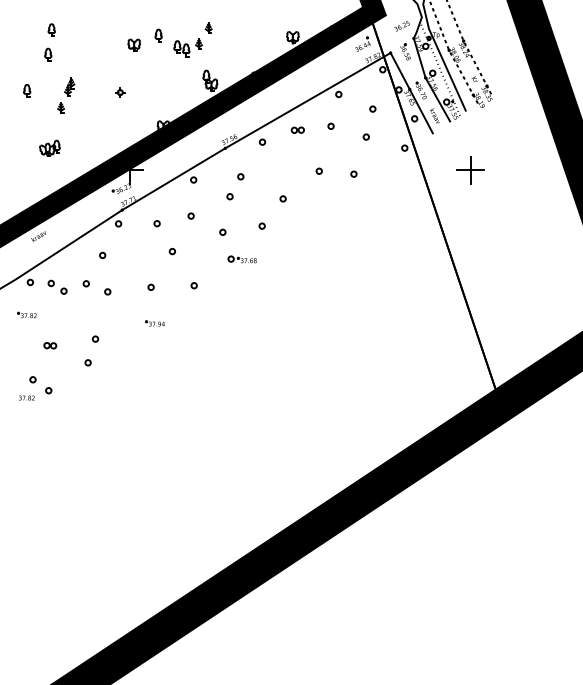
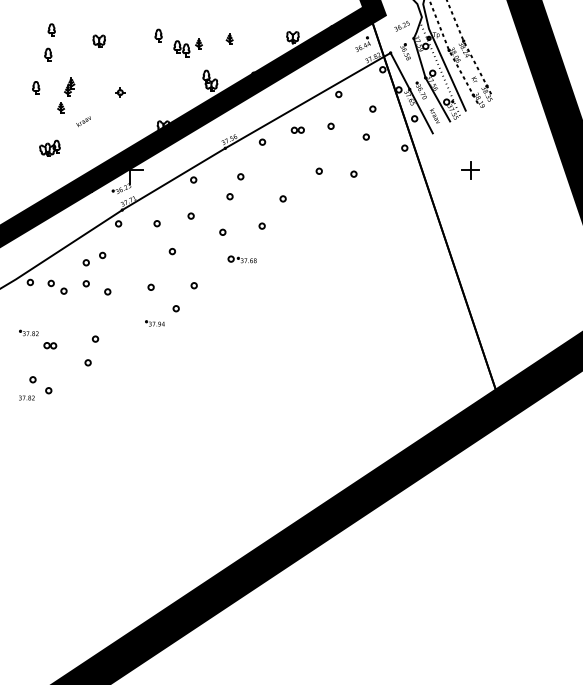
part position: (208, 27) -> (229, 38) (229, 38)
part position: (133, 44) -> (98, 40) (98, 40)
part position: (27, 90) -> (36, 87) (36, 87)
part size: 29x29 px -> 19x19 px (470, 170)
text position: (38, 236) -> (83, 121) (83, 121)
part: none -> present (85, 262)
part: none -> present (175, 308)
part position: (26, 314) -> (28, 332) (28, 332)
